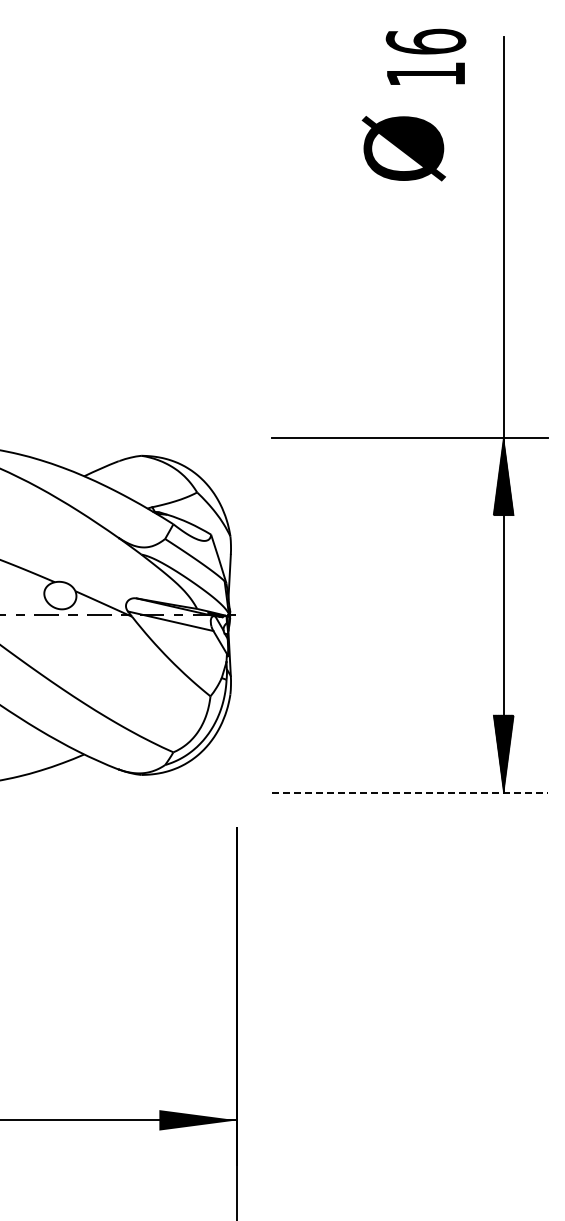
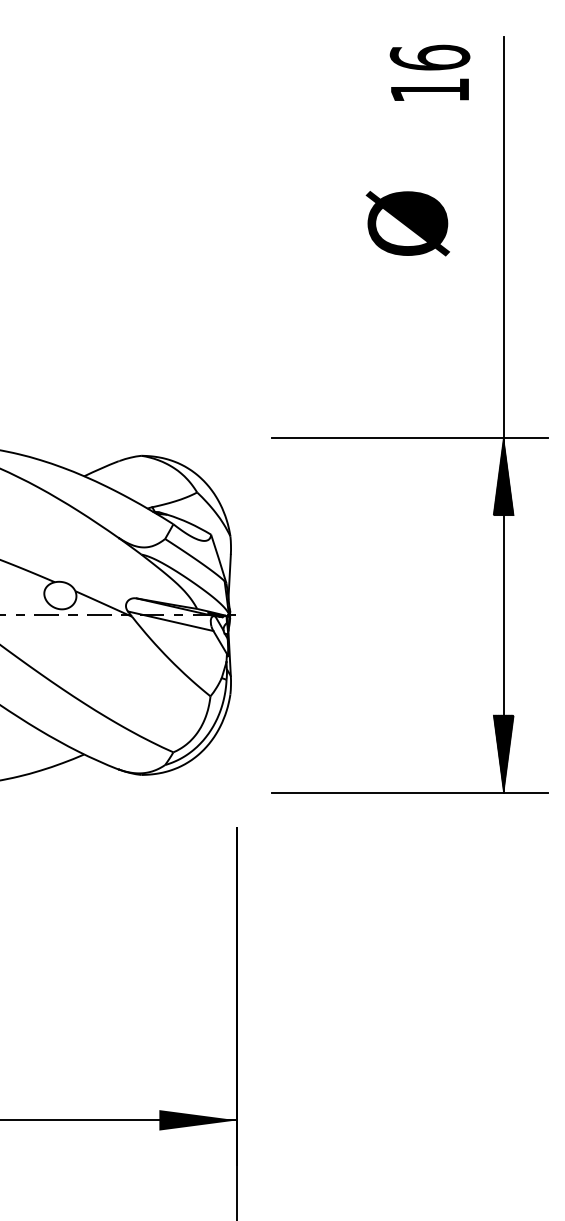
text position: (425, 56) -> (429, 72) (429, 72)
text position: (403, 148) -> (407, 223) (407, 223)
line: dashed -> solid (410, 793)
